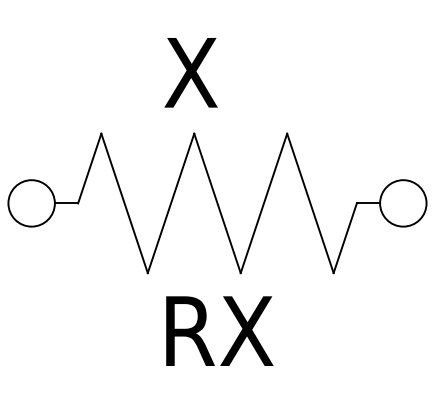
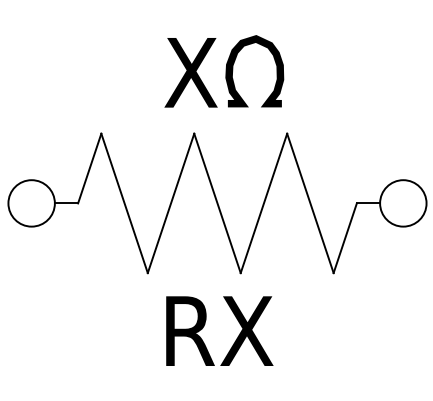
curve: none -> present (233, 70)
